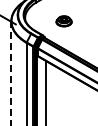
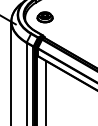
part position: (63, 21) -> (44, 17) (44, 17)
line: dashed -> solid (11, 73)
